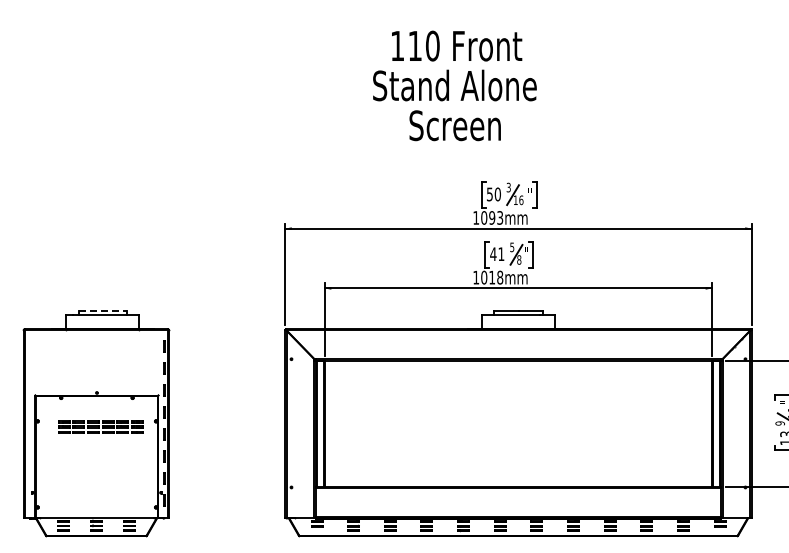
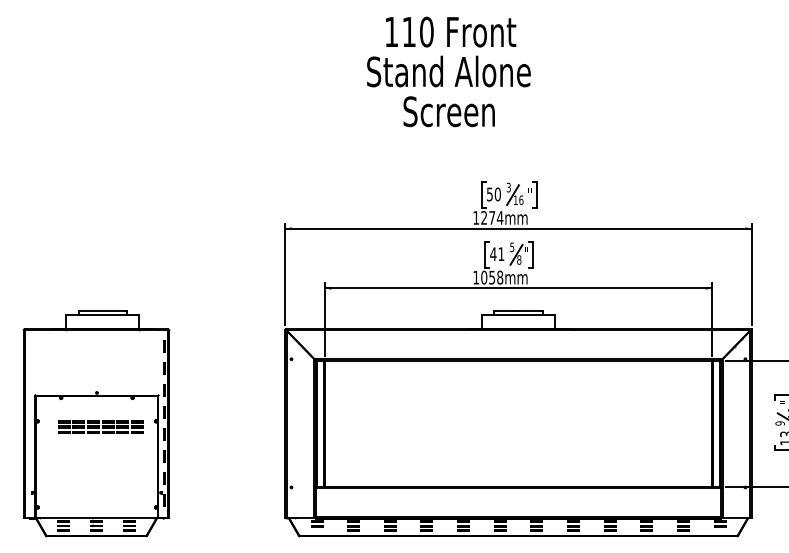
text position: (454, 85) -> (448, 71) (448, 71)
text: 1093mm -> 1274mm (492, 217)
text: 1018mm -> 1058mm (492, 277)
line: dashed -> solid (103, 310)
